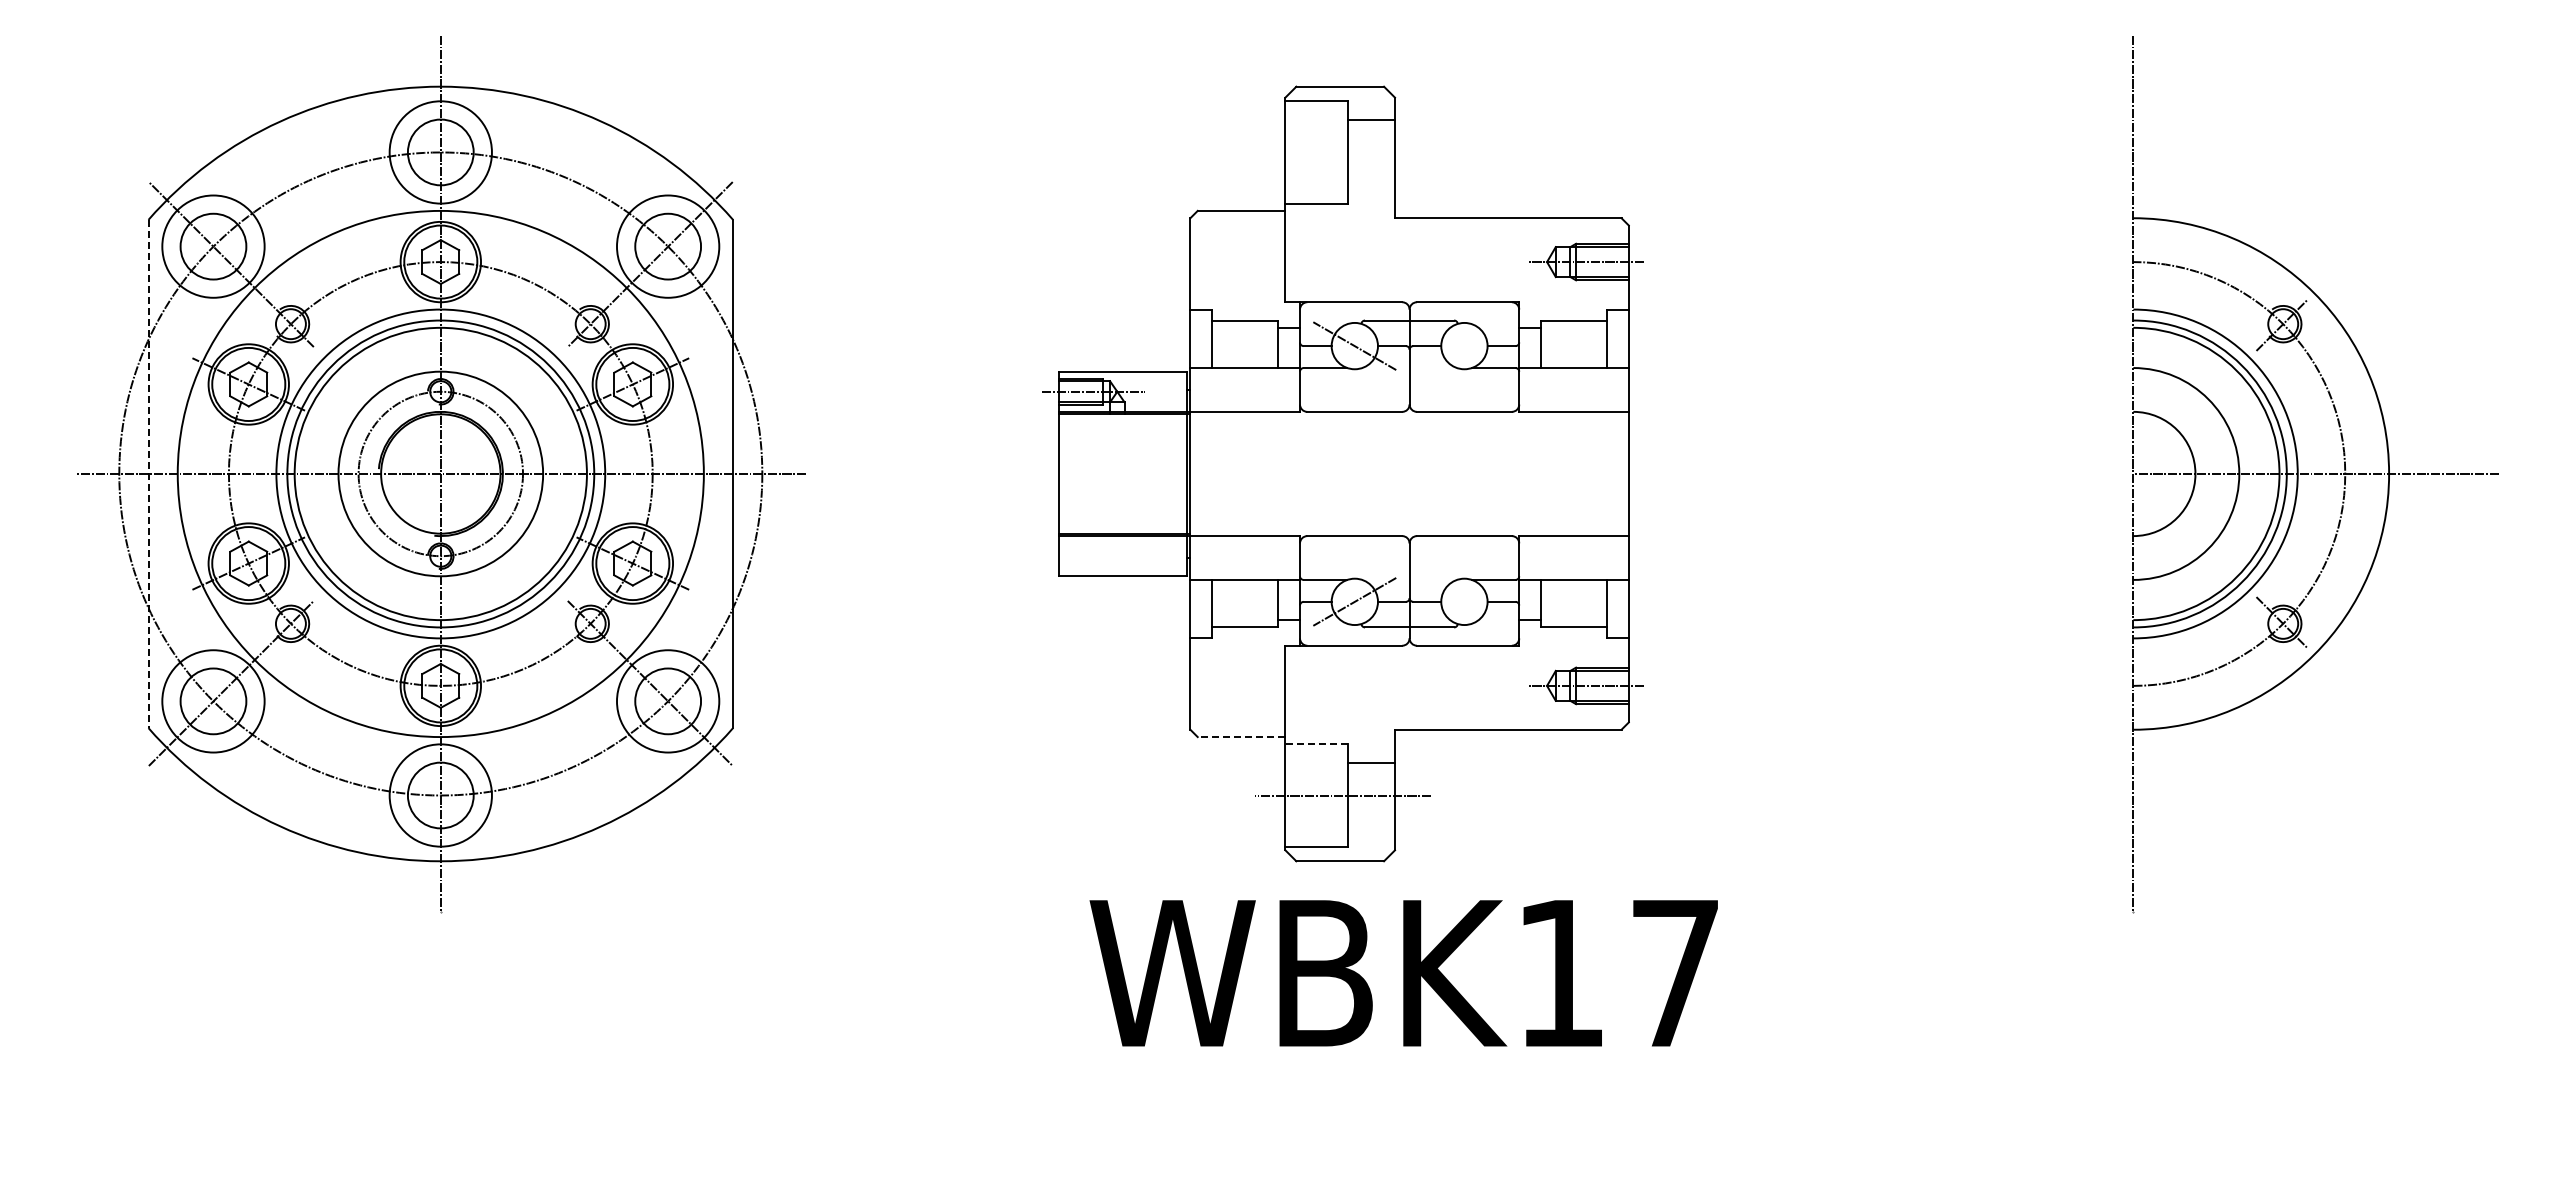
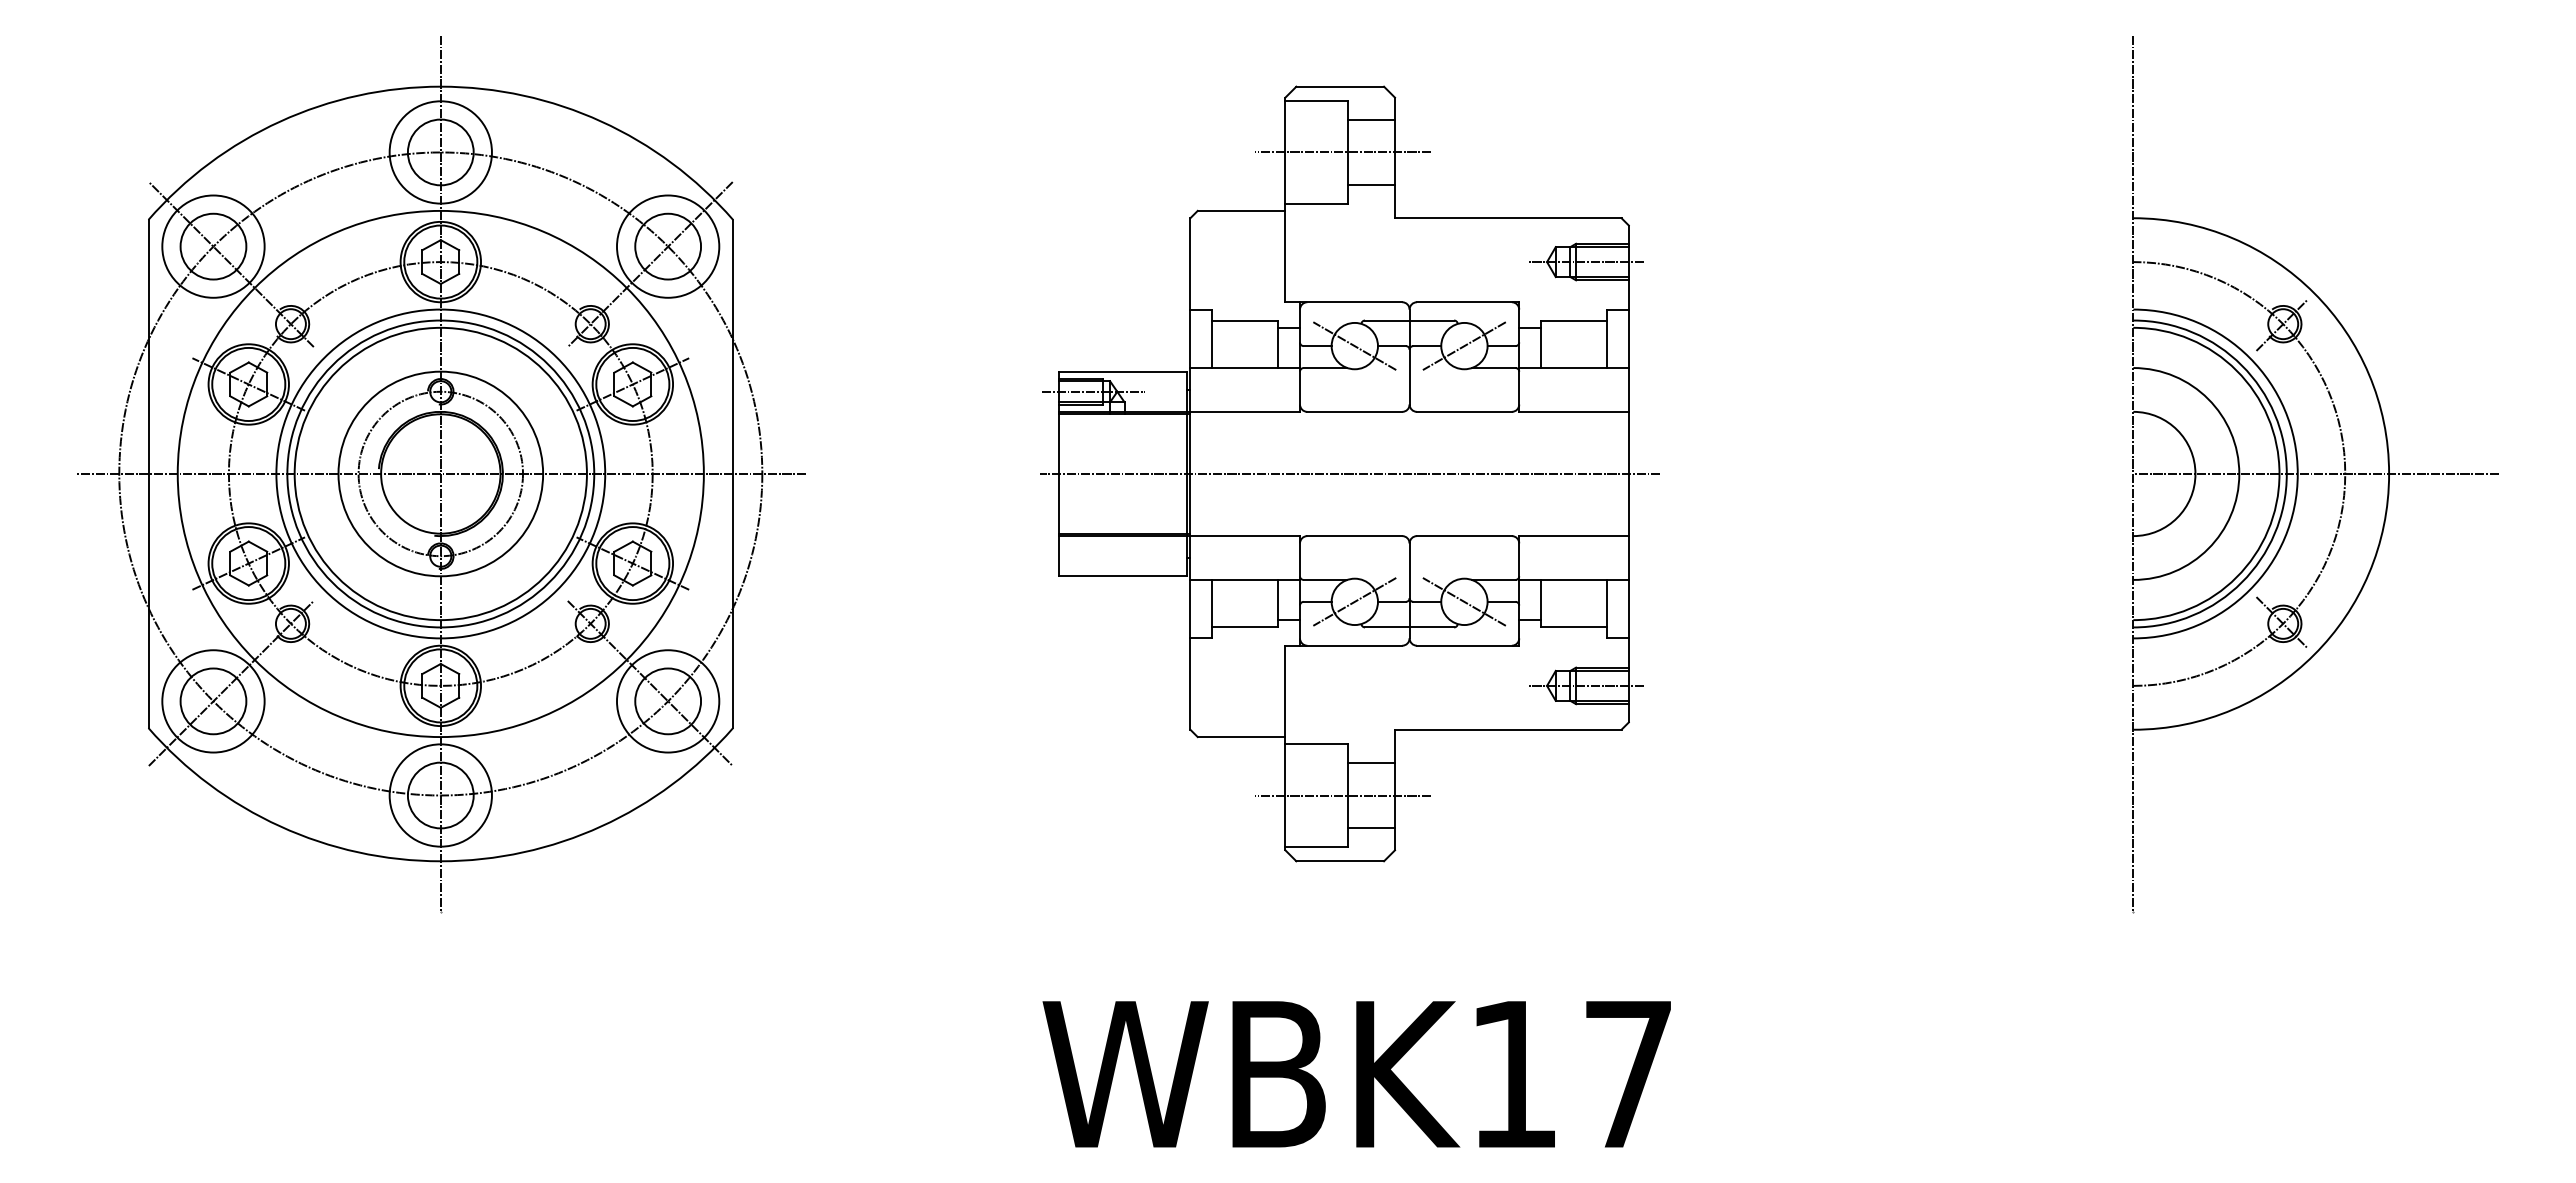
line: none -> present (1342, 152)
line: none -> present (1371, 185)
line: none -> present (1463, 346)
line: none -> present (1350, 473)
line: dashed -> solid (148, 474)
line: none -> present (1463, 601)
line: dashed -> solid (1241, 737)
line: dashed -> solid (1315, 744)
line: none -> present (1371, 828)
text position: (1403, 973) -> (1356, 1074) (1356, 1074)
